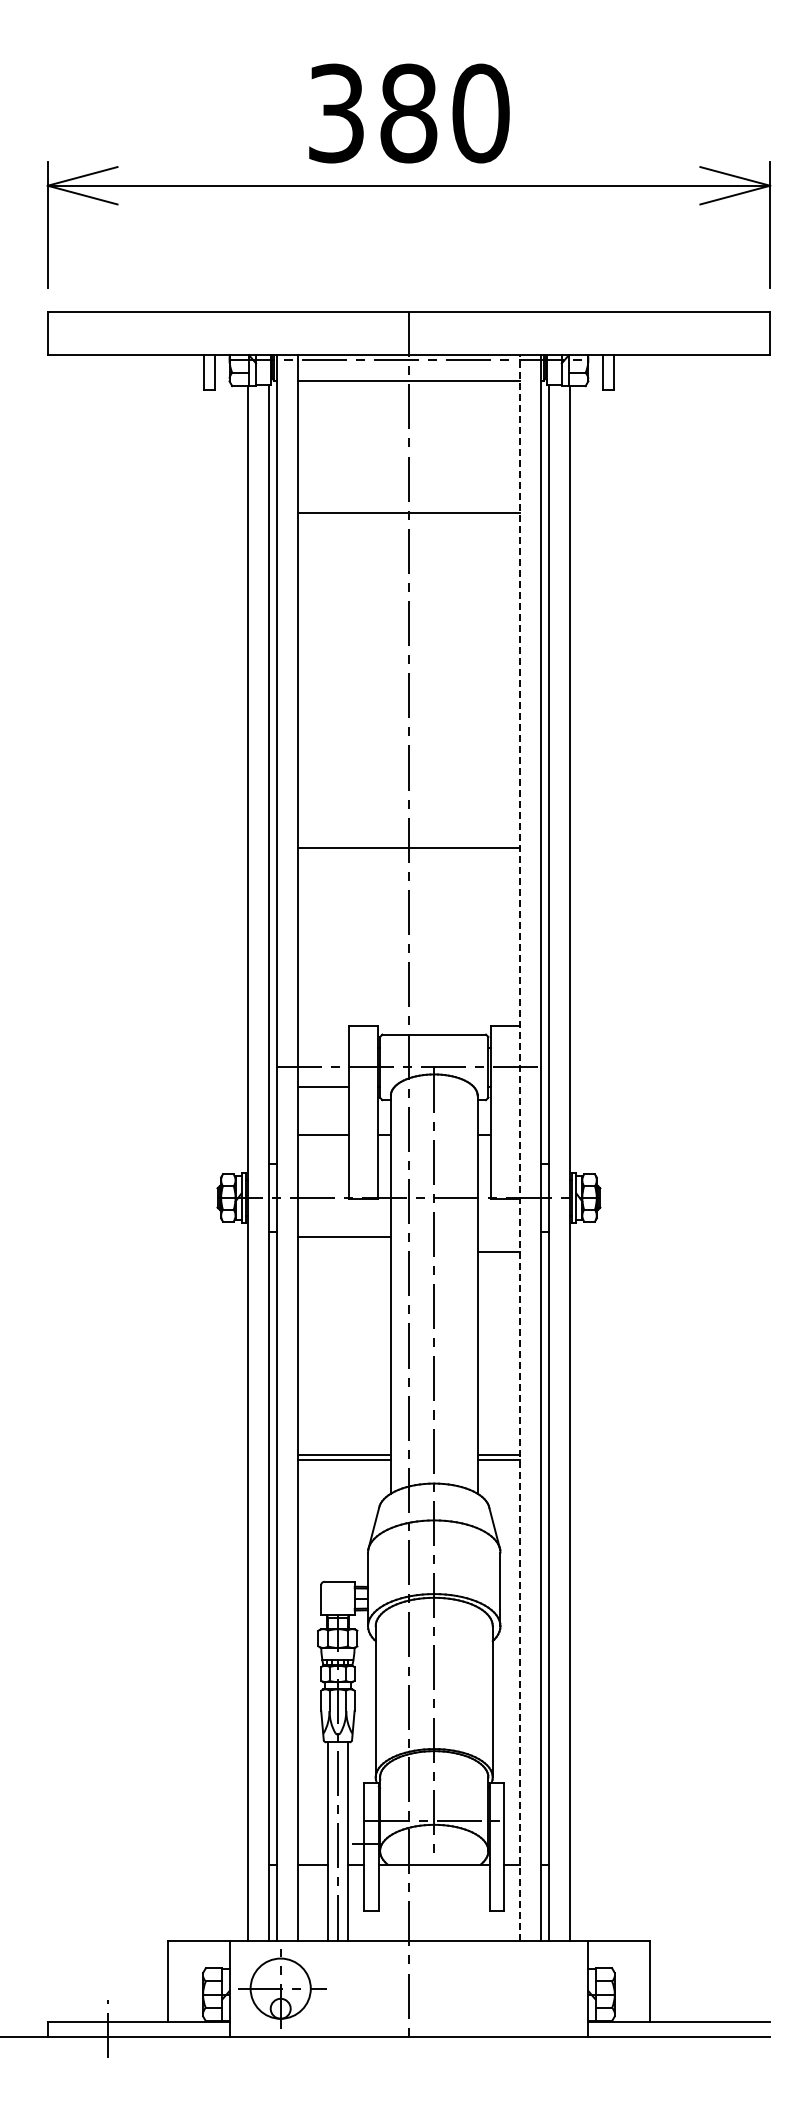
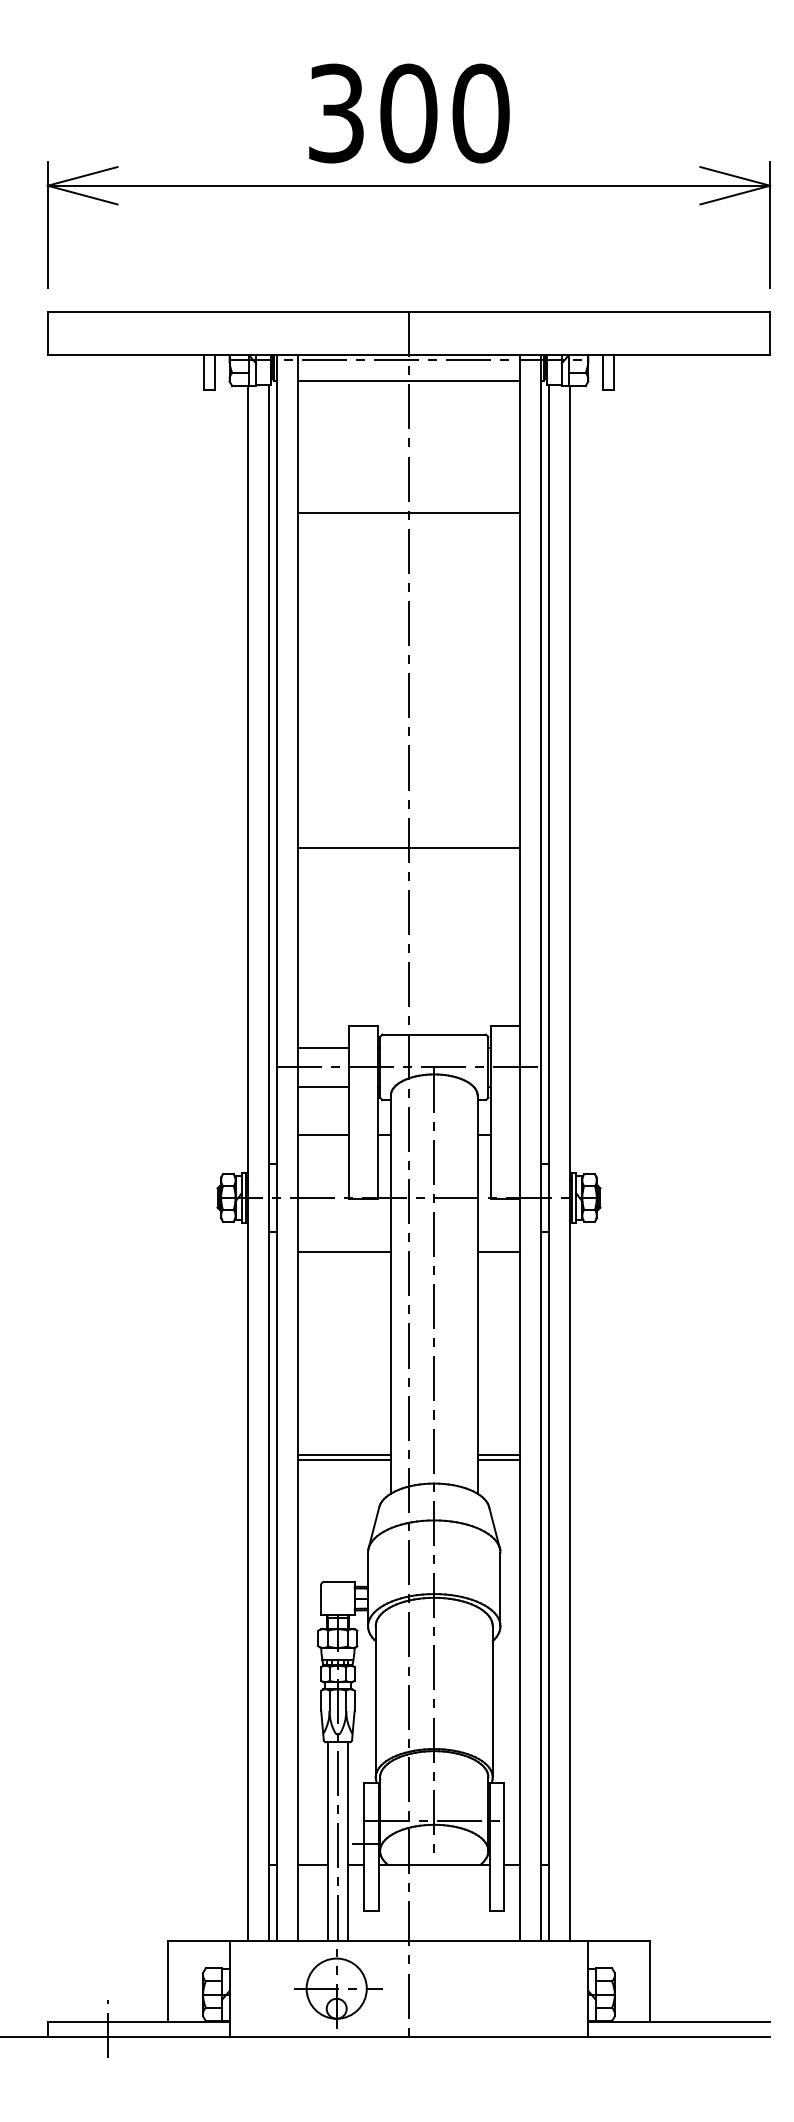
text: 380 -> 300 (408, 113)
line: none -> present (323, 1048)
line: dashed -> solid (519, 1147)
line position: (344, 1237) -> (344, 1252) (344, 1252)
part position: (282, 1988) -> (338, 1988) (338, 1988)
